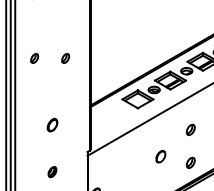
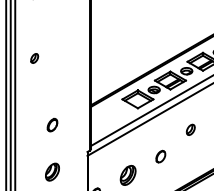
part: present -> none (65, 58)
line: none -> present (150, 110)
part: present -> none (190, 162)
part size: 11x13 px -> 15x20 px (52, 171)
part: none -> present (127, 175)
